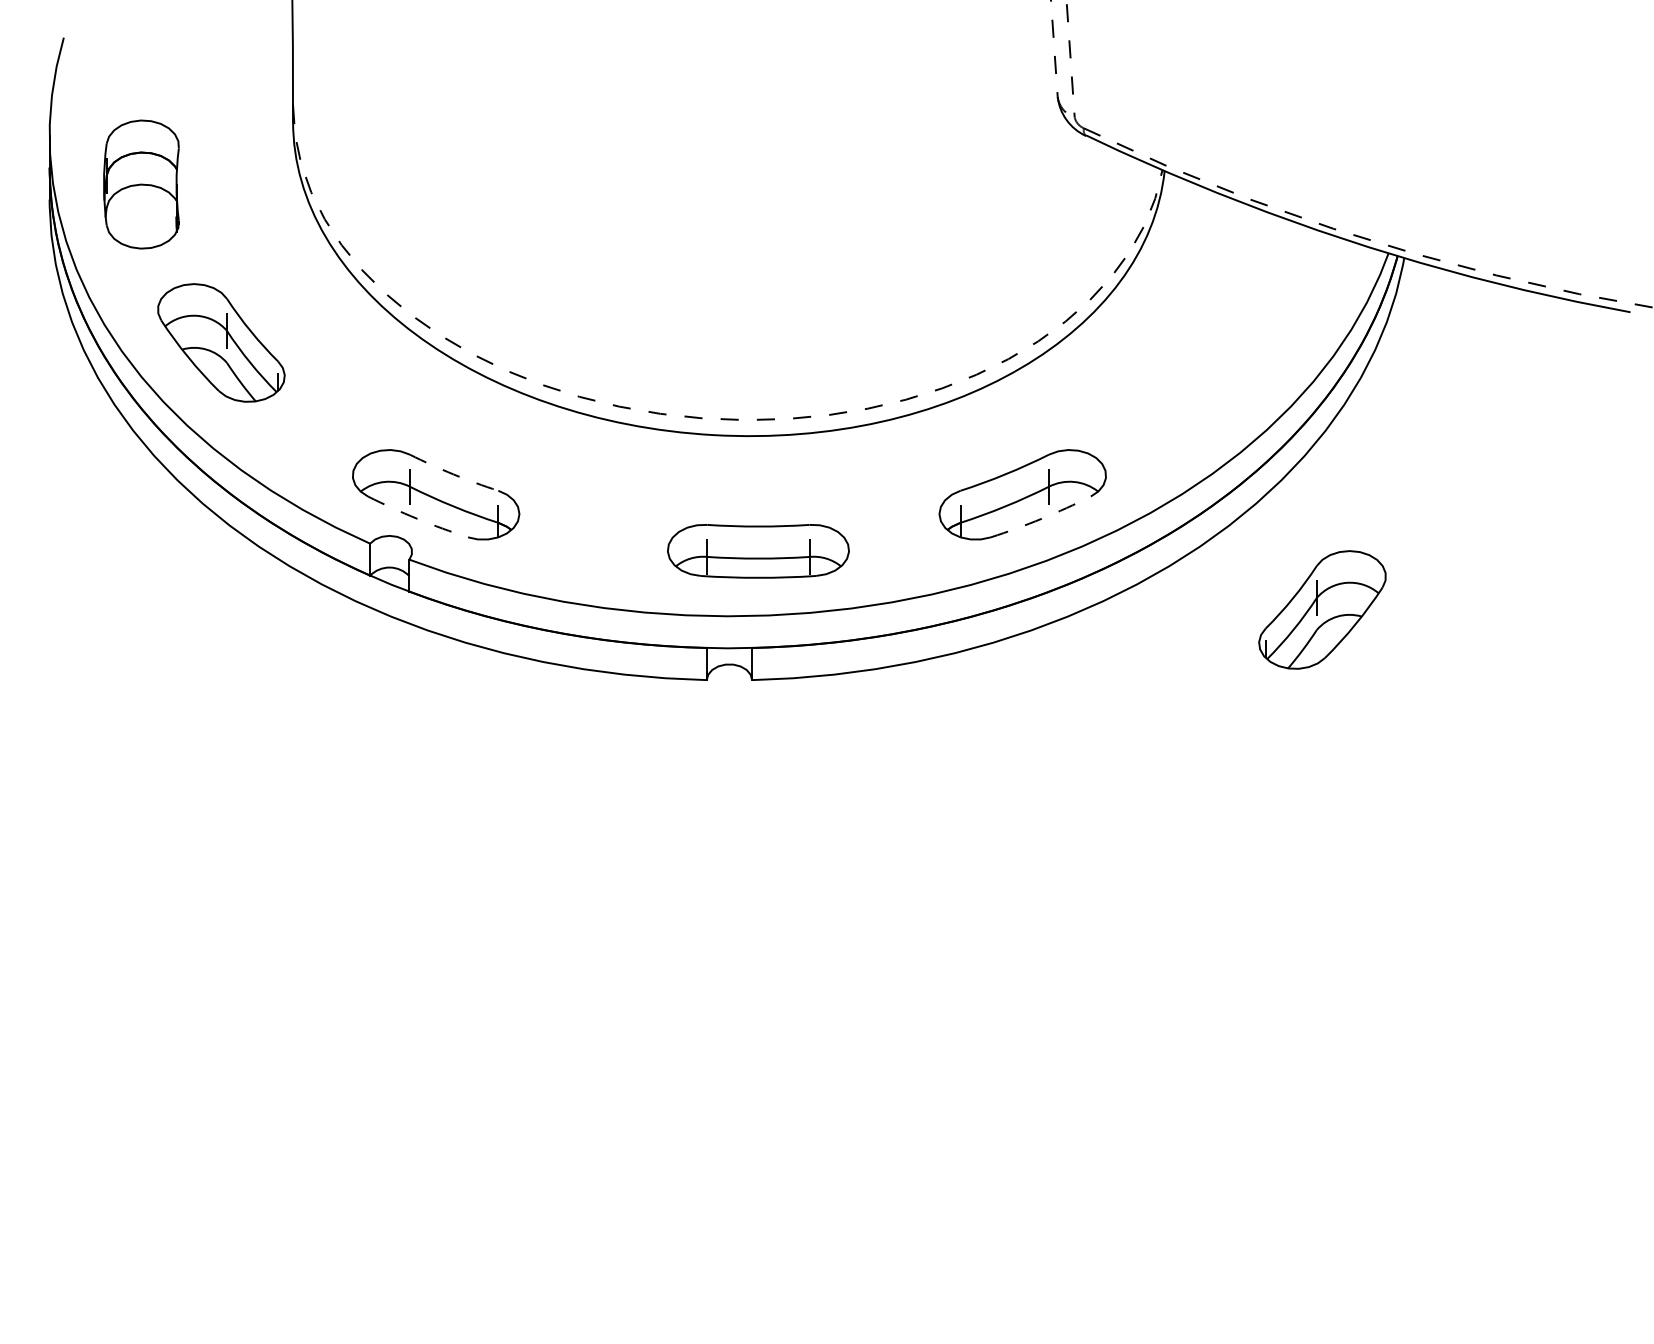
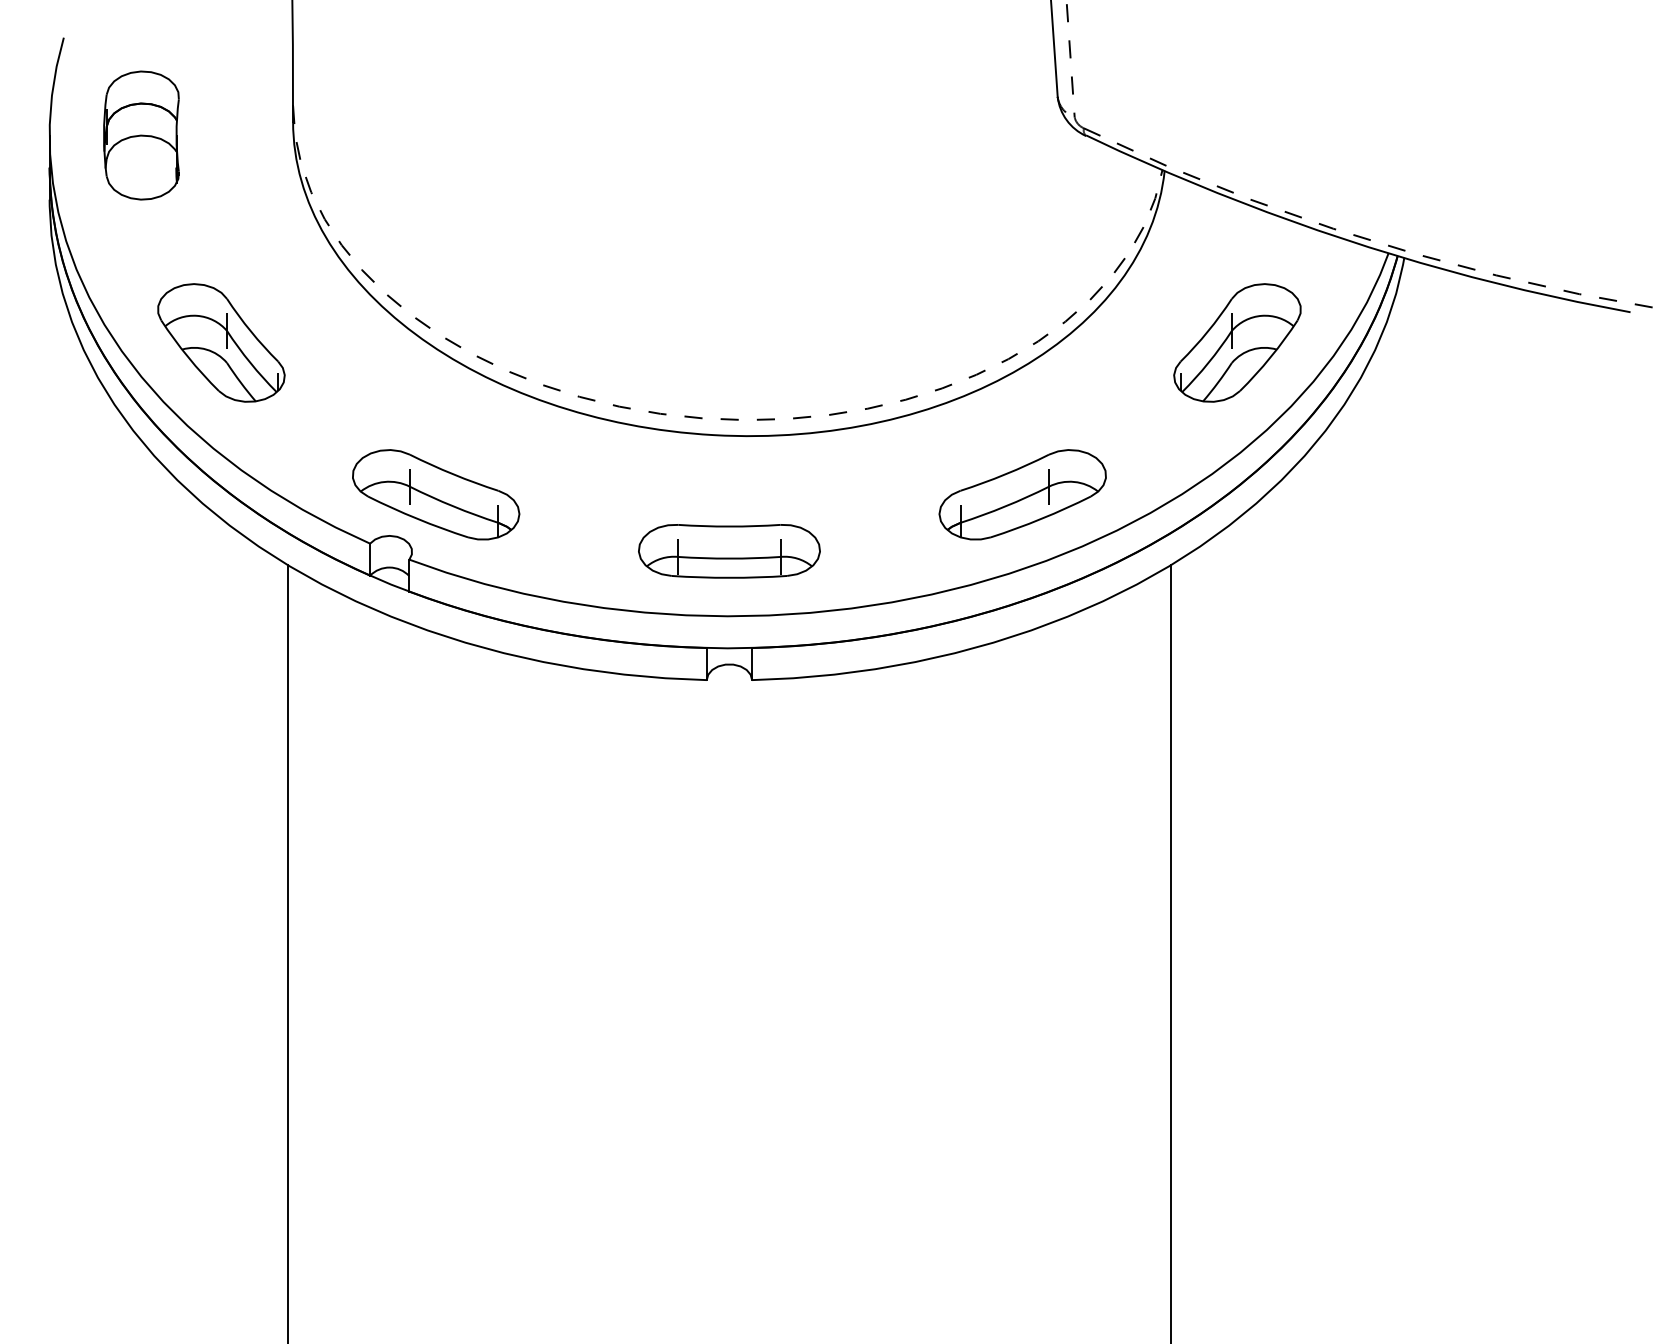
line: dashed -> solid (1054, 49)
part position: (141, 184) -> (141, 135) (141, 135)
arc: dashed -> solid (453, 474)
arc: dashed -> solid (417, 518)
arc: dashed -> solid (1041, 518)
part position: (758, 551) -> (729, 551) (729, 551)
part position: (1322, 609) -> (1237, 342) (1237, 342)
line: none -> present (287, 952)
line: none -> present (1171, 952)
